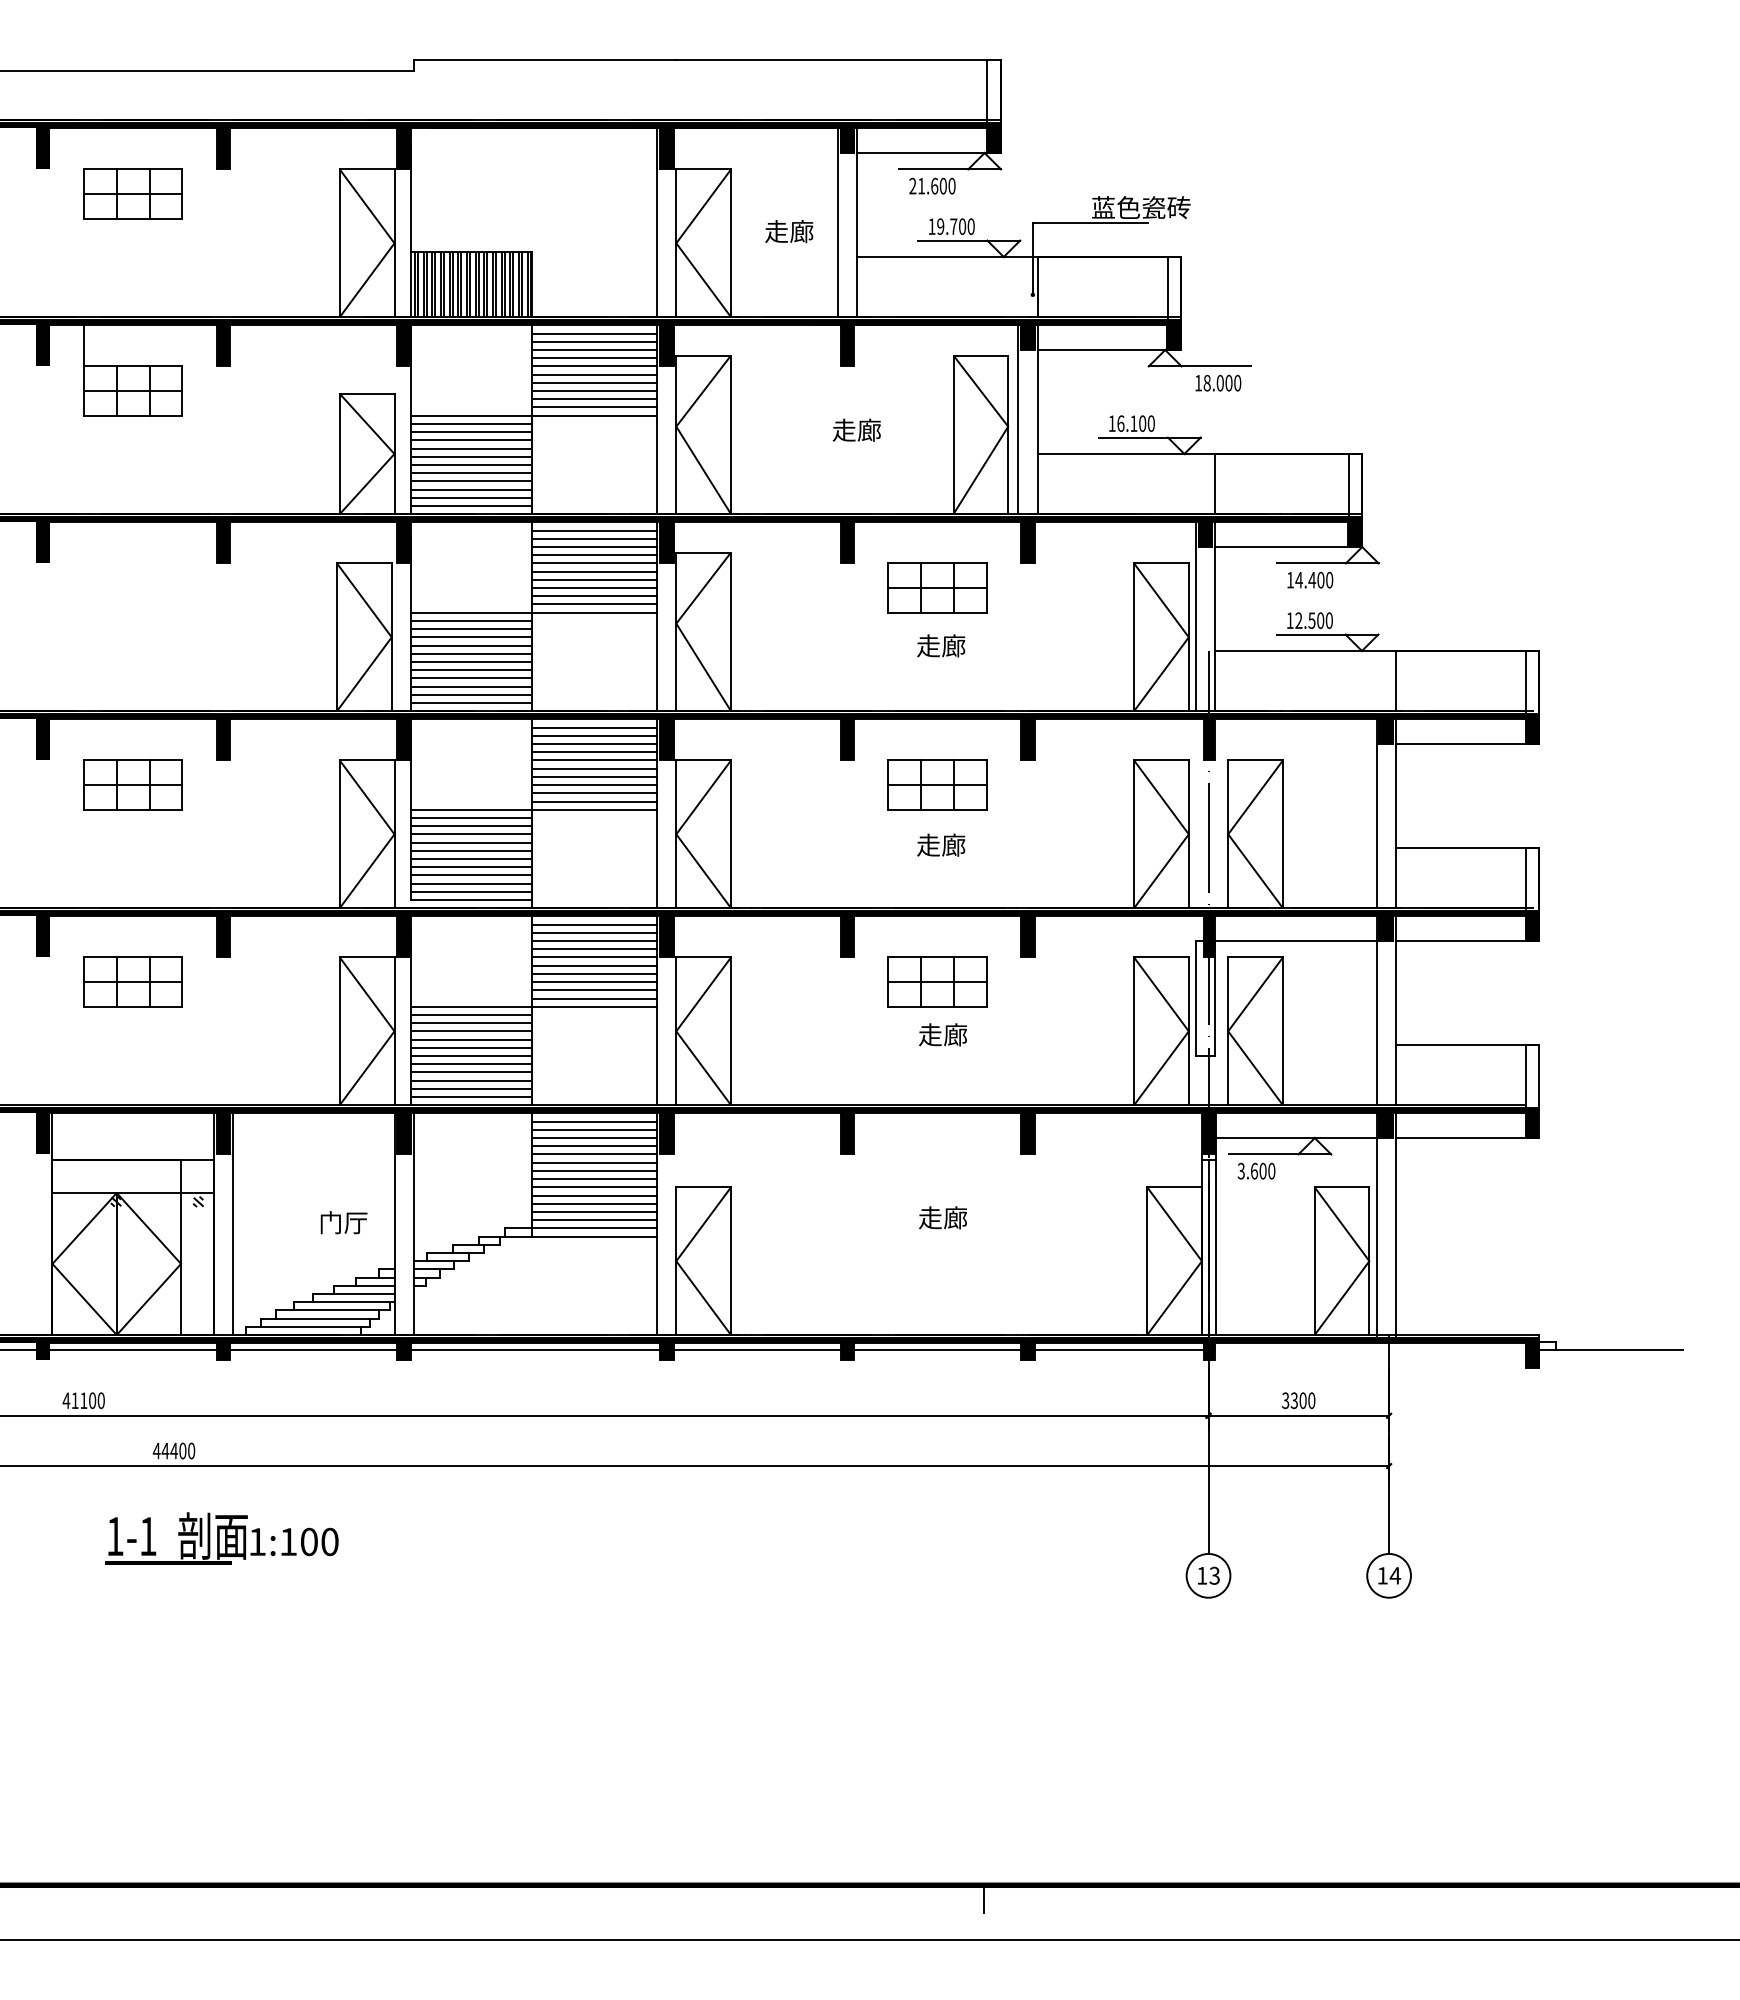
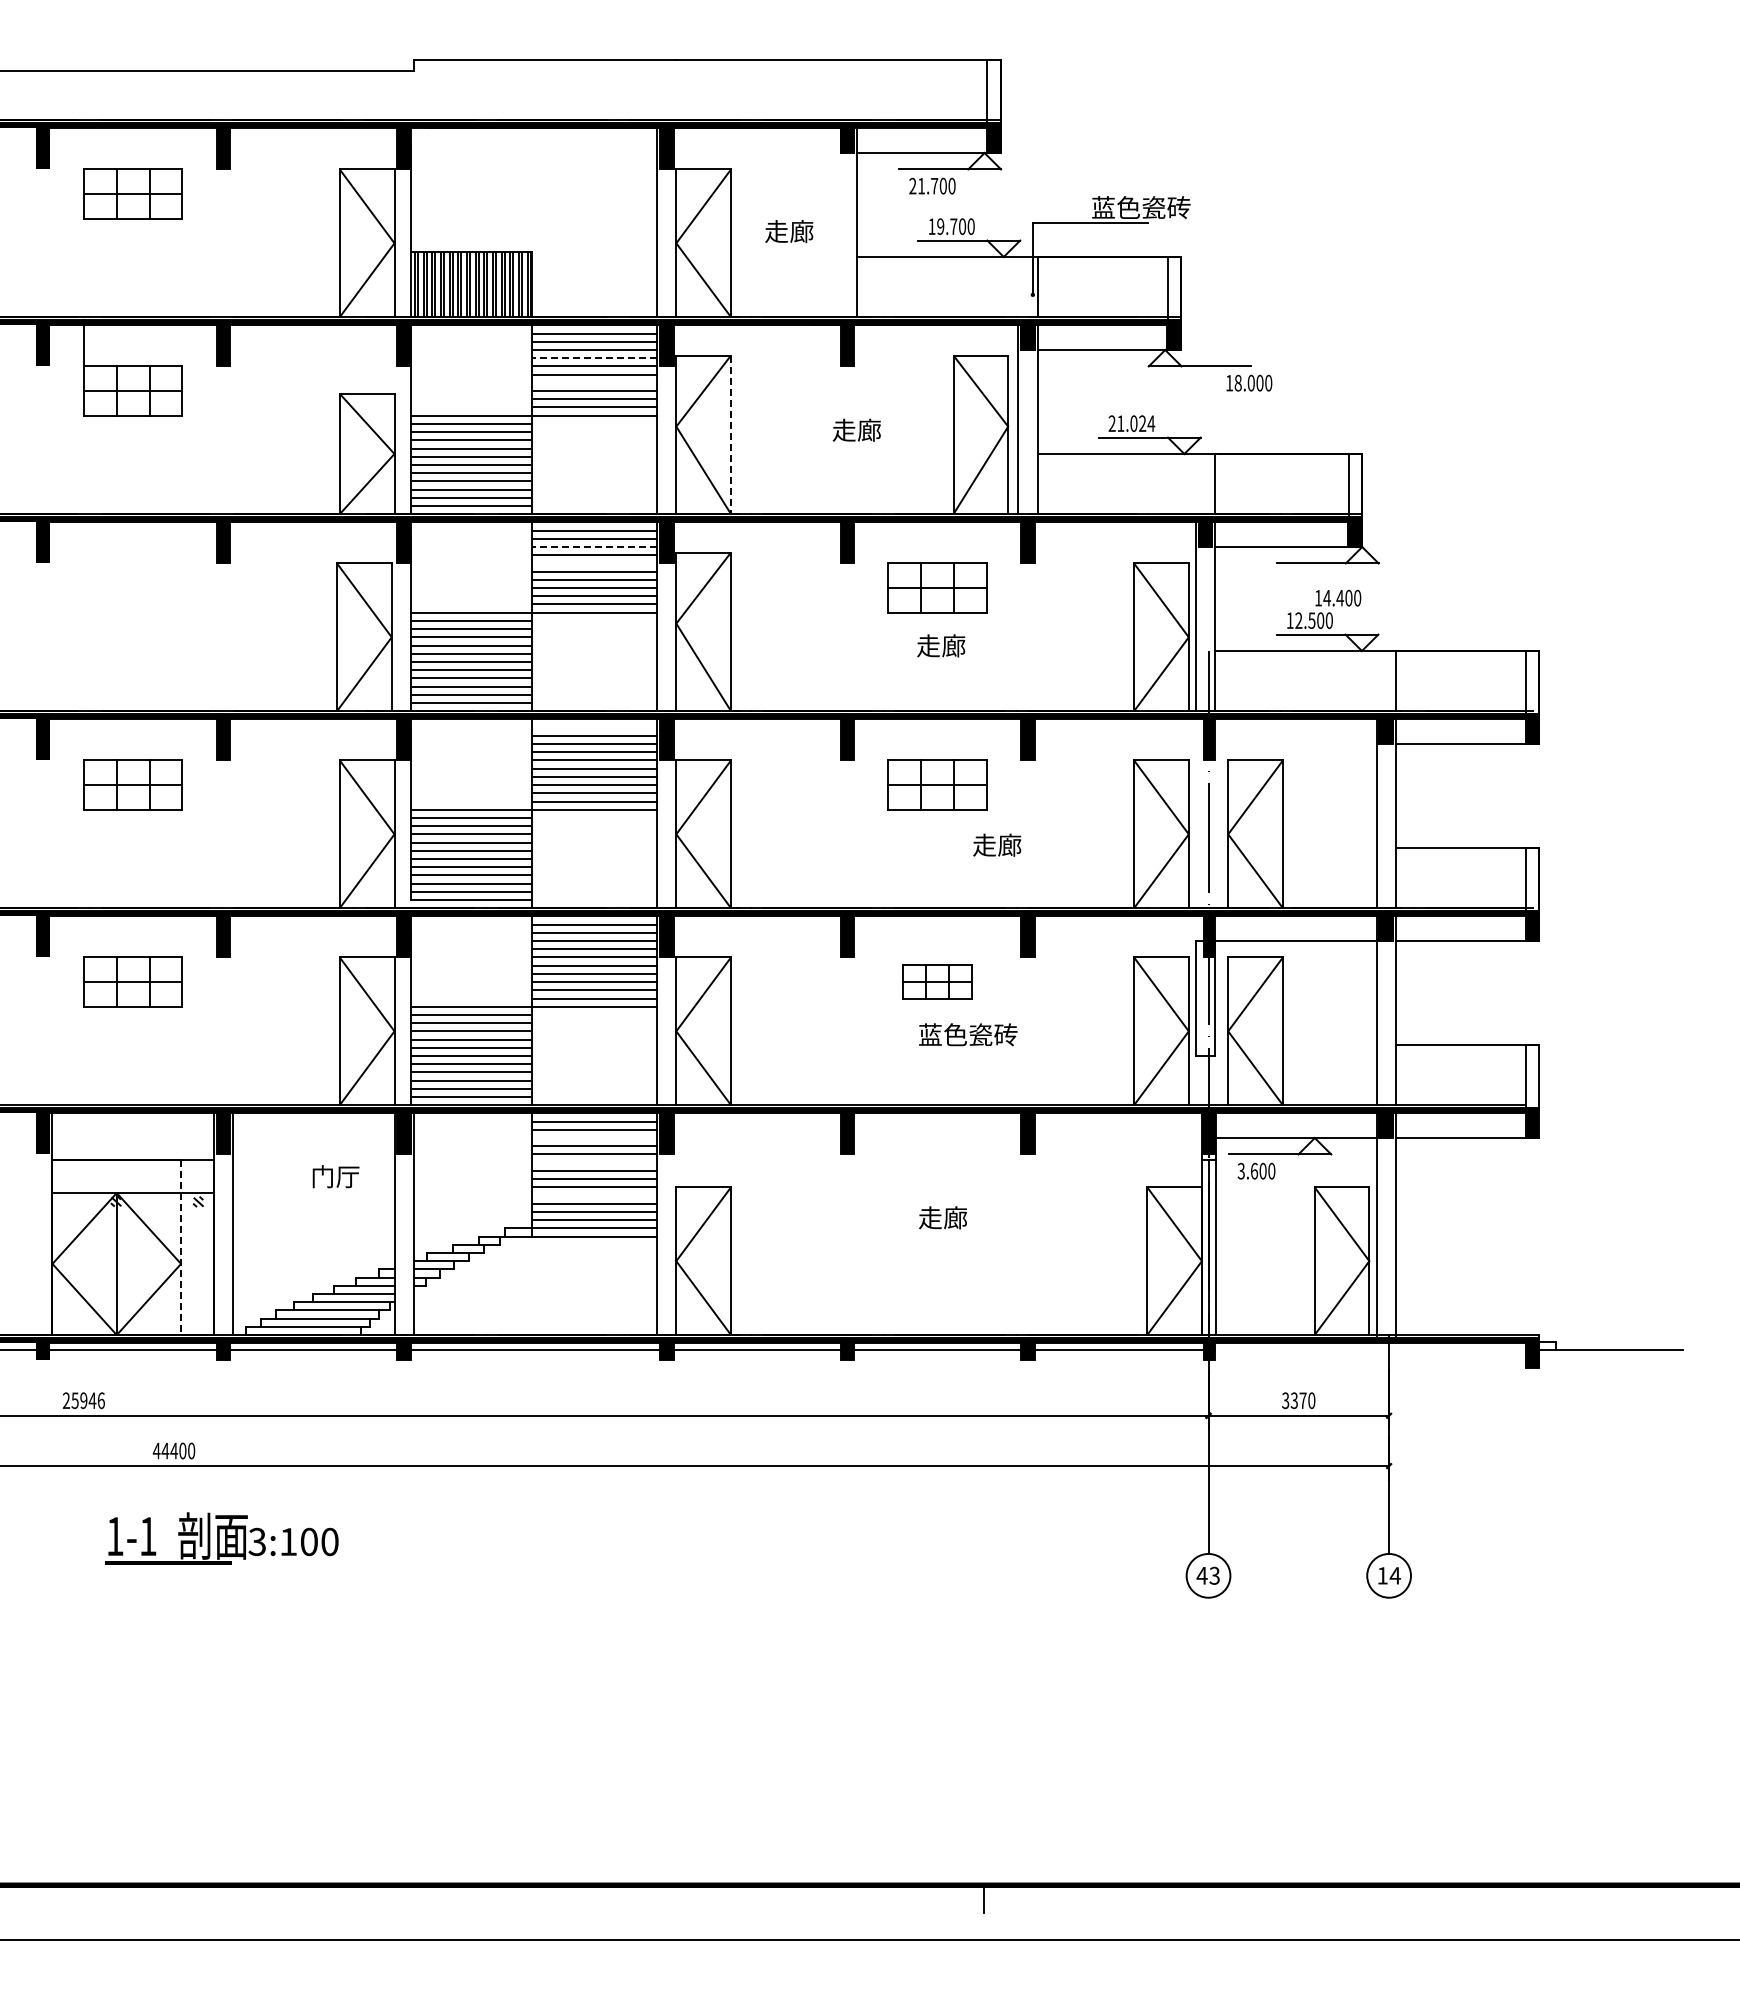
text: 21.600 -> 21.700 (934, 185)
line: present -> none (837, 222)
line: solid -> dashed (594, 358)
line: present -> none (594, 382)
text position: (1218, 382) -> (1249, 382) (1249, 382)
text: 16.100 -> 21.024 (1131, 423)
line: solid -> dashed (731, 435)
line: solid -> dashed (594, 547)
line: present -> none (594, 563)
text position: (1310, 579) -> (1338, 597) (1338, 597)
line: present -> none (594, 727)
text position: (941, 844) -> (997, 844) (997, 844)
part size: 101x52 px -> 71x36 px (937, 981)
text: 走廊 -> 蓝色瓷砖 (968, 1034)
line: present -> none (594, 1138)
line: present -> none (594, 1162)
line: present -> none (594, 1195)
text position: (343, 1222) -> (335, 1176) (335, 1176)
line: solid -> dashed (181, 1247)
text: 41100 -> 25946 (83, 1400)
text: 3300 -> 3370 (1302, 1400)
text: 1:100 -> 3:100 (256, 1541)
text: 13 -> 43 (1201, 1575)
